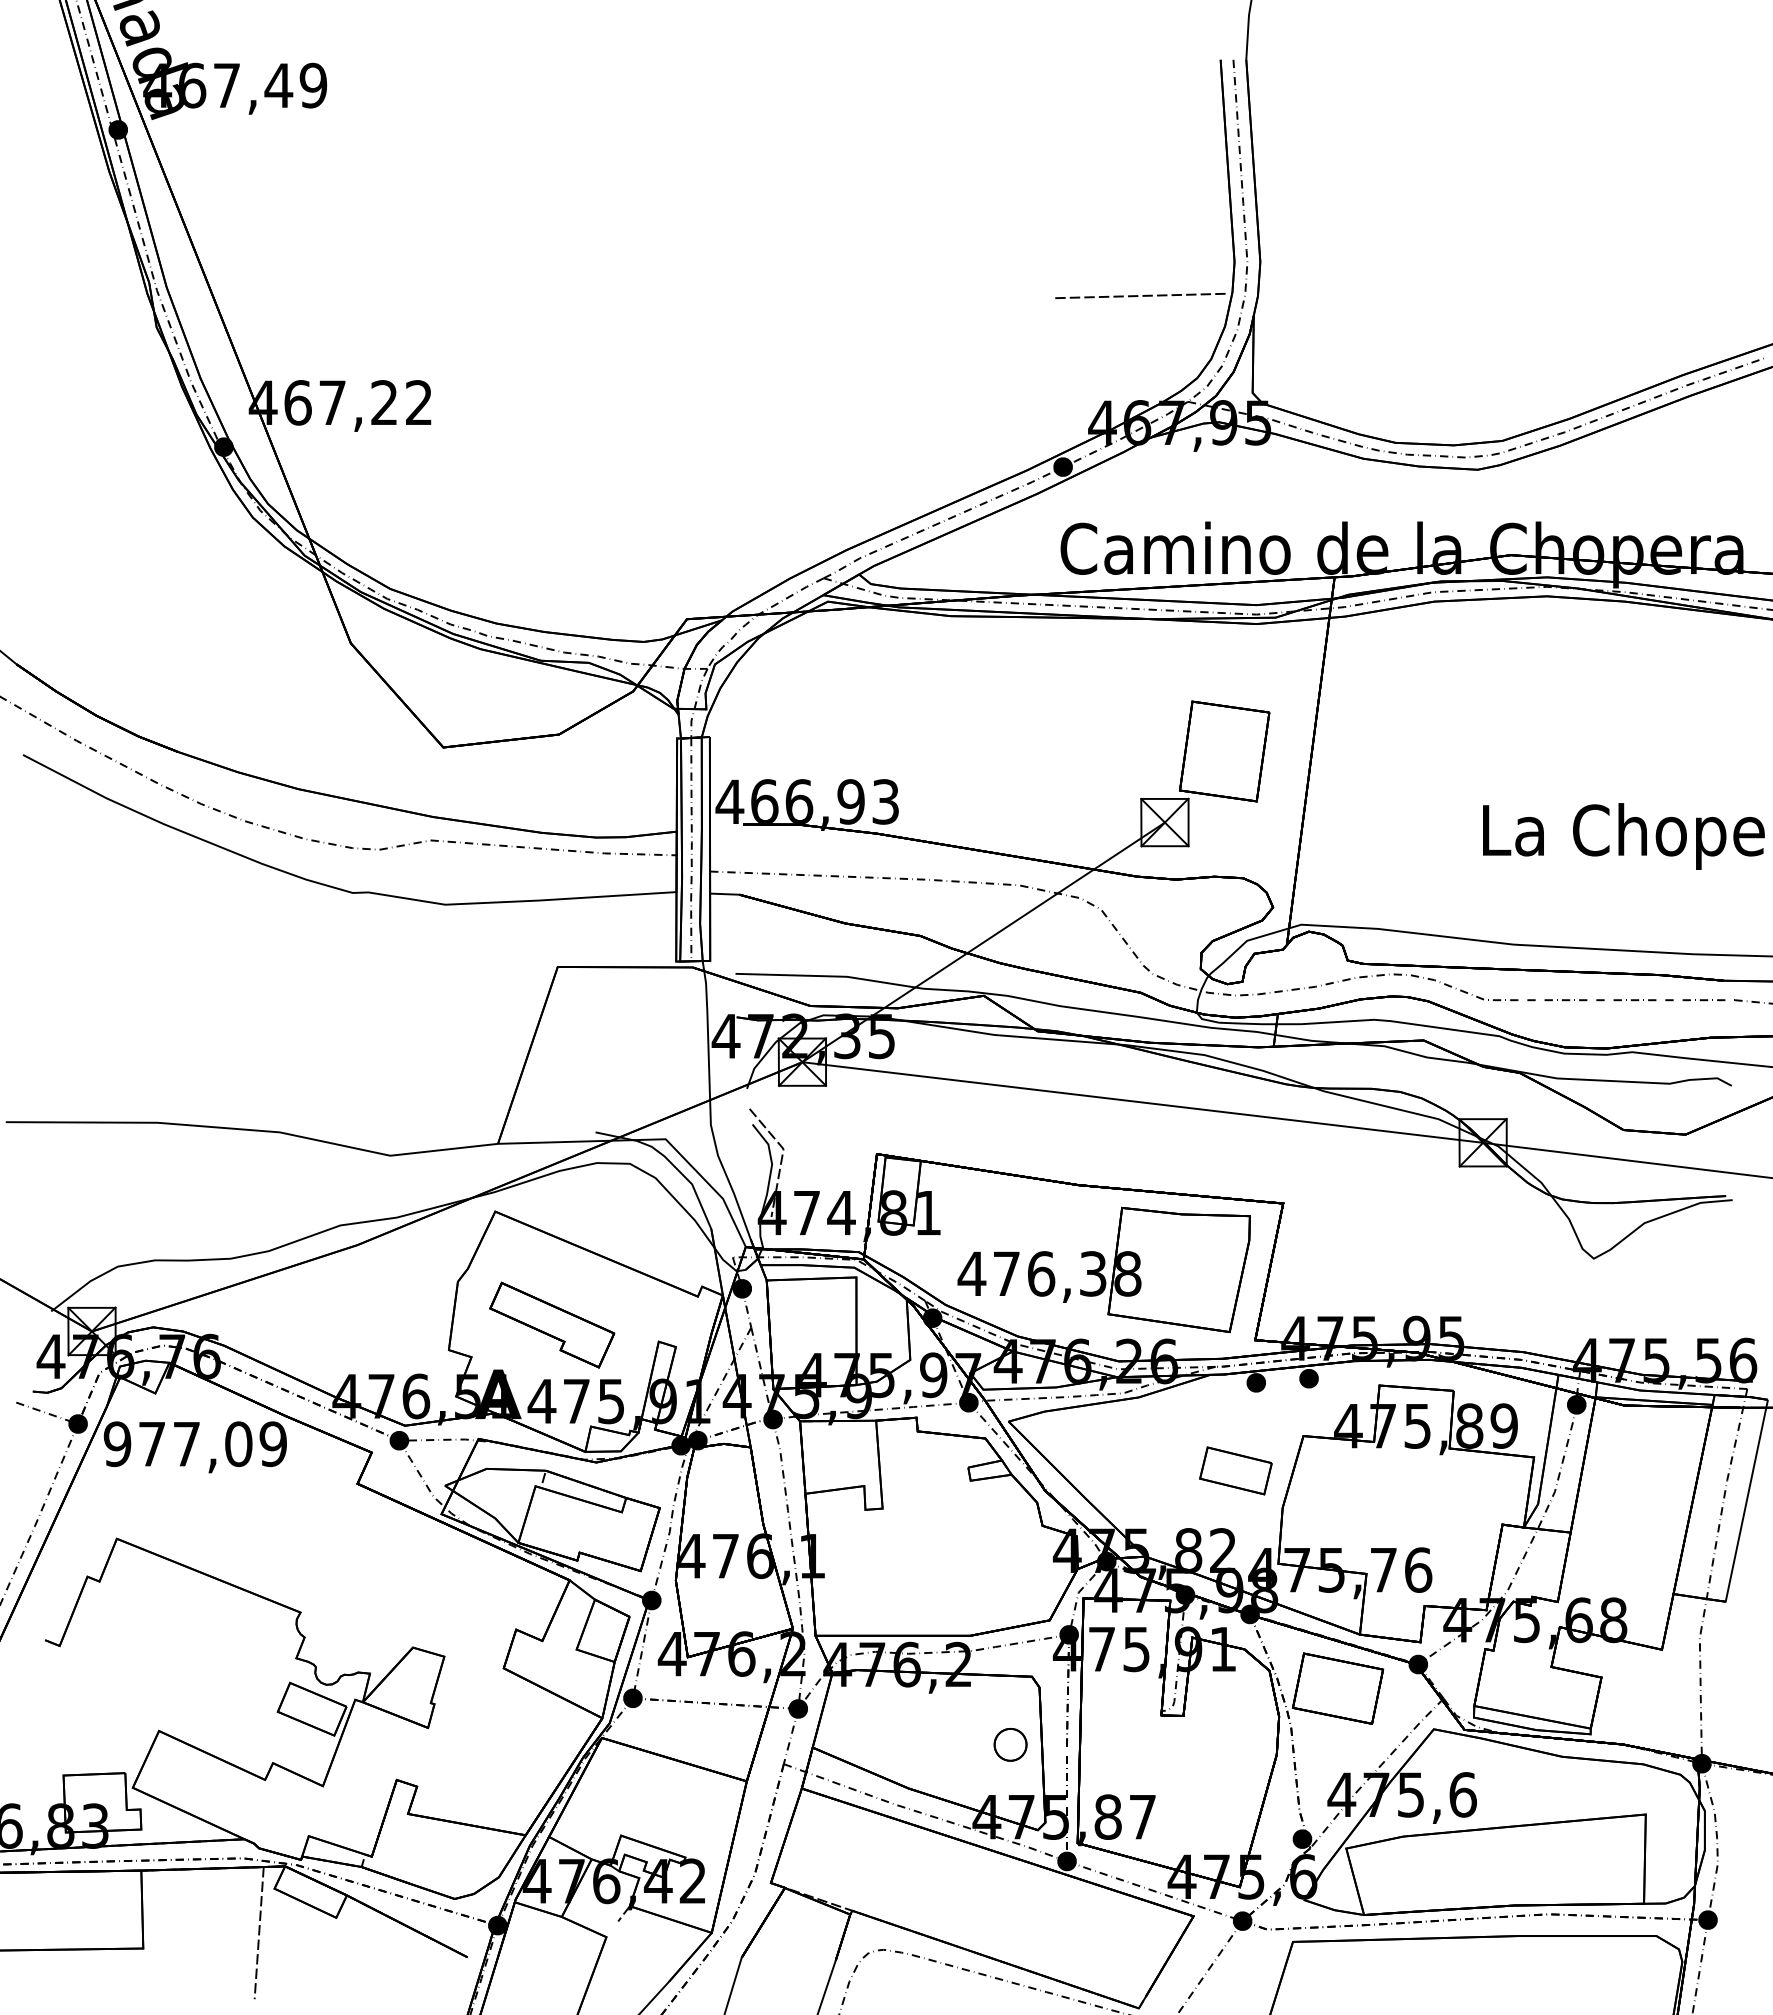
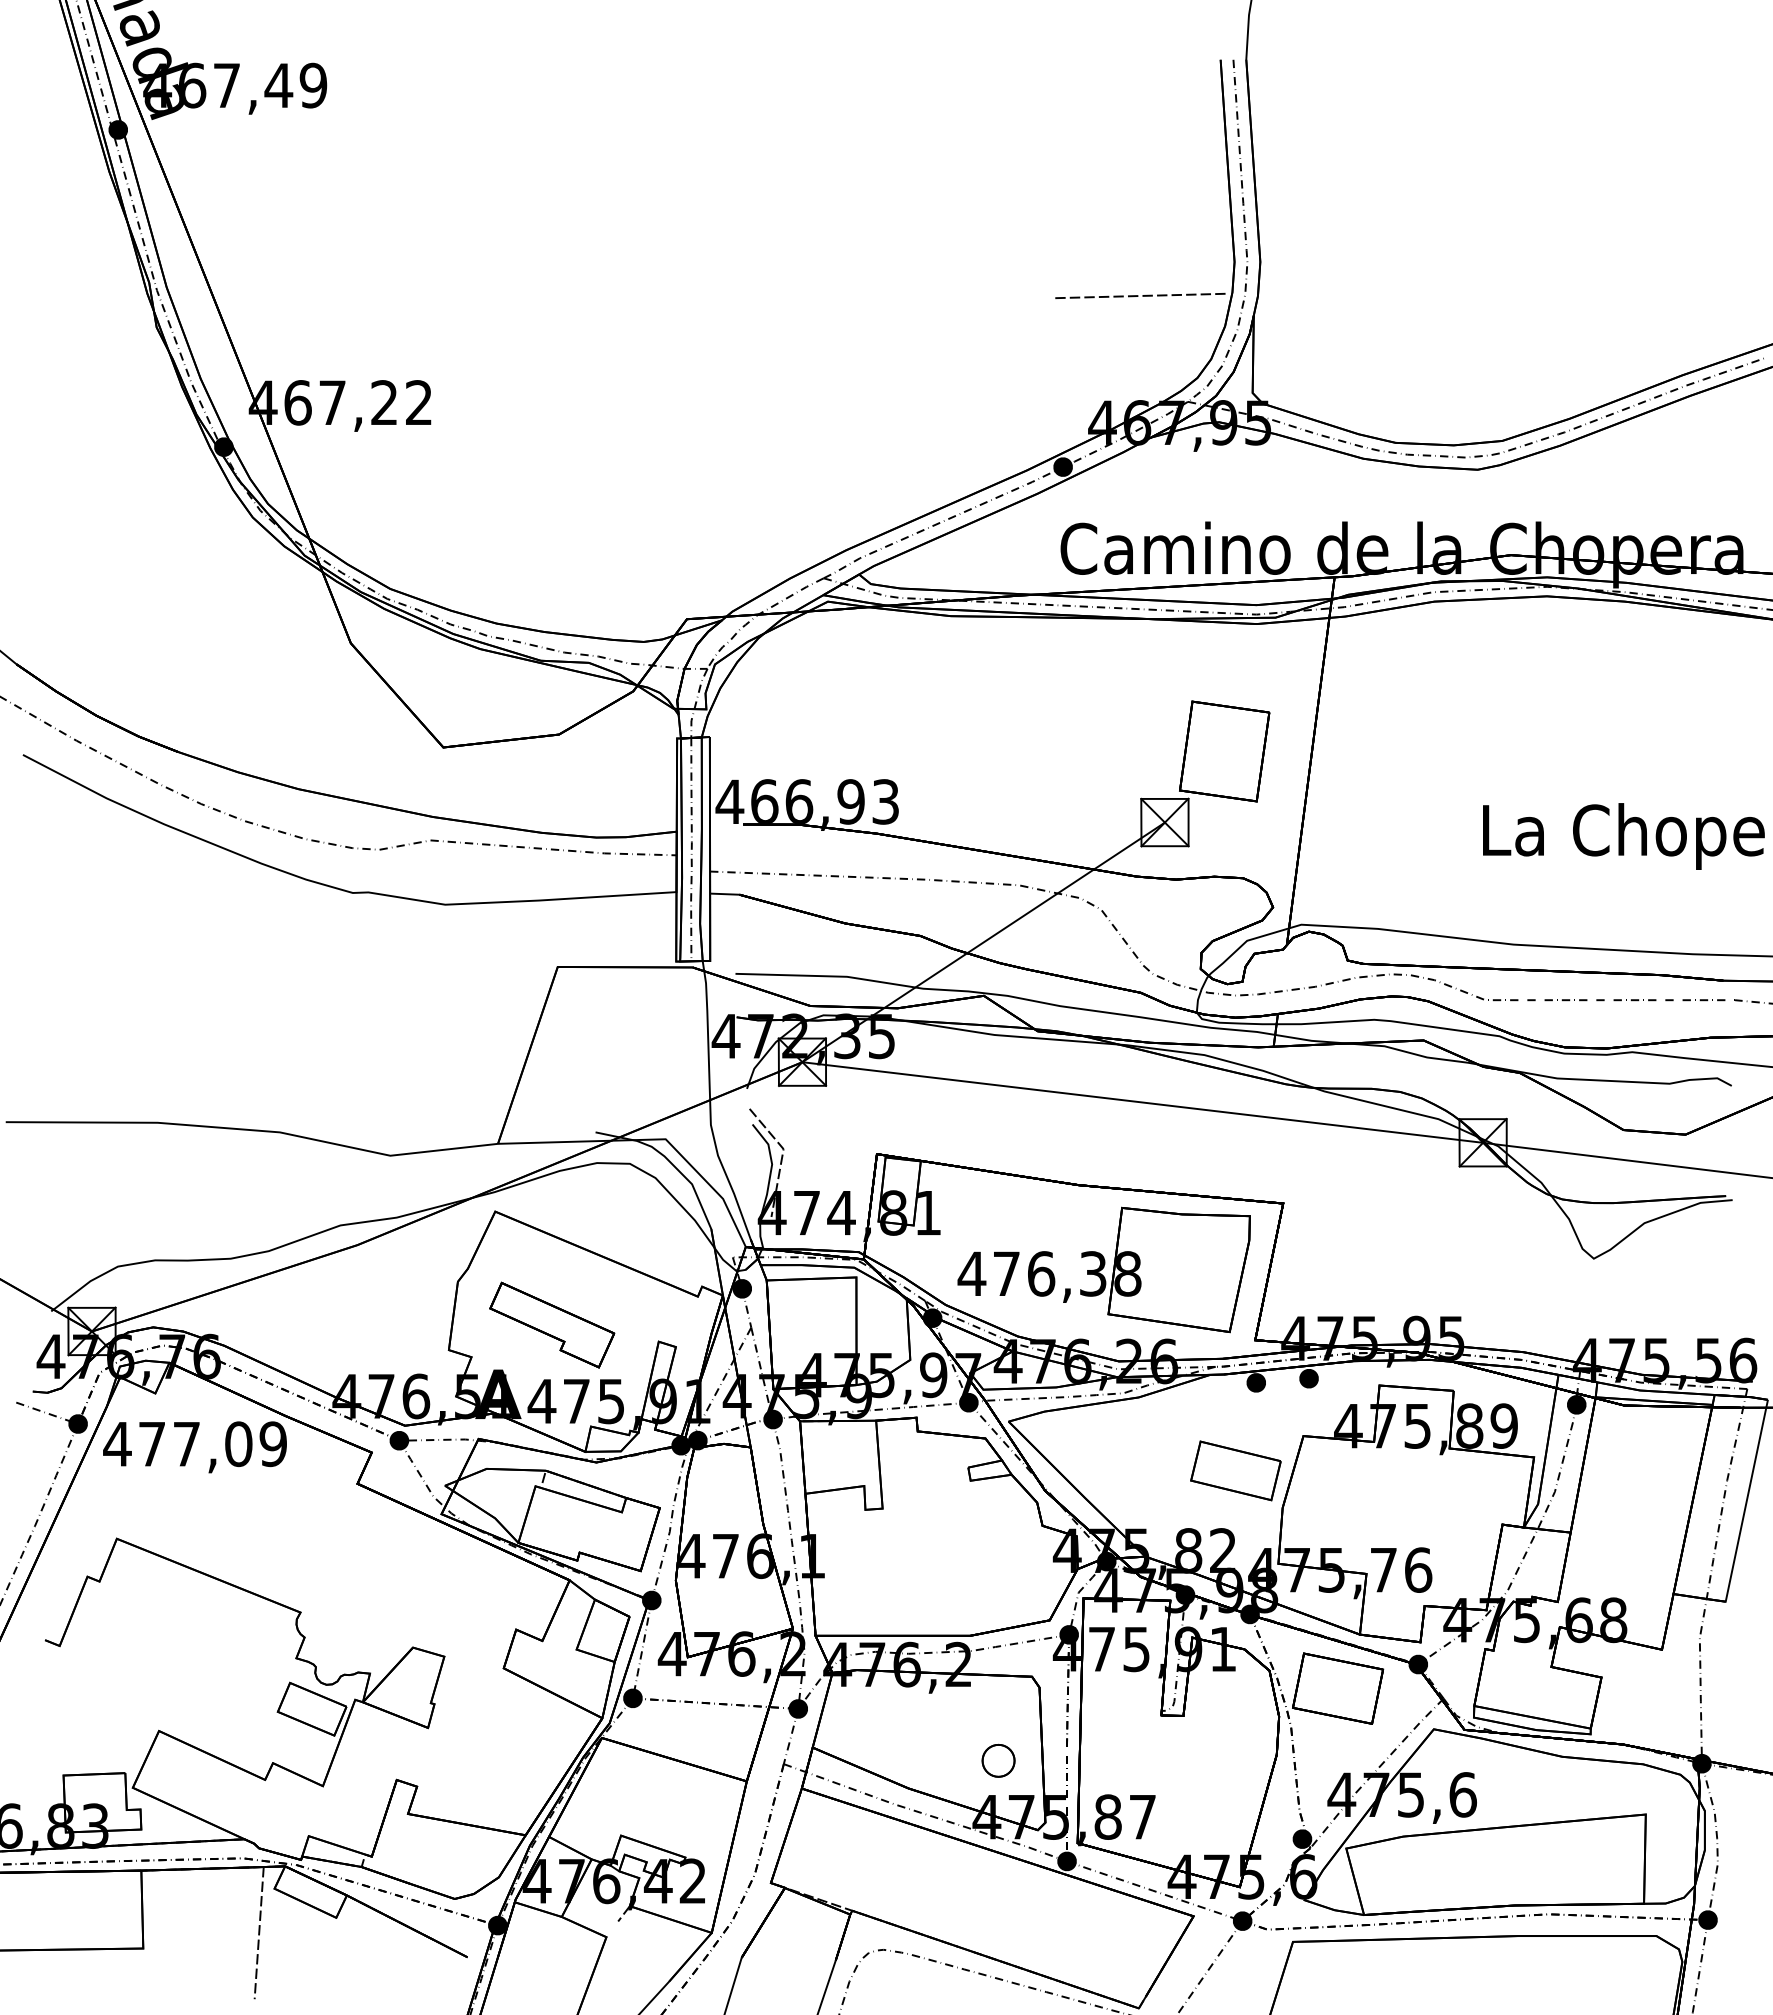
text: 977,09 -> 477,09 (117, 1444)
part size: 74x50 px -> 92x62 px (1235, 1470)
part position: (1010, 1744) -> (998, 1760) (998, 1760)
